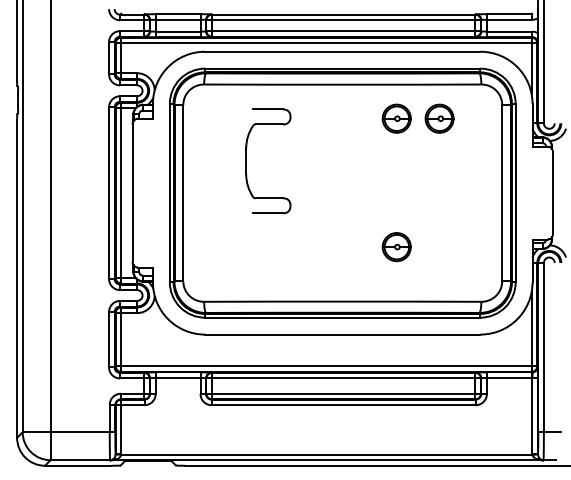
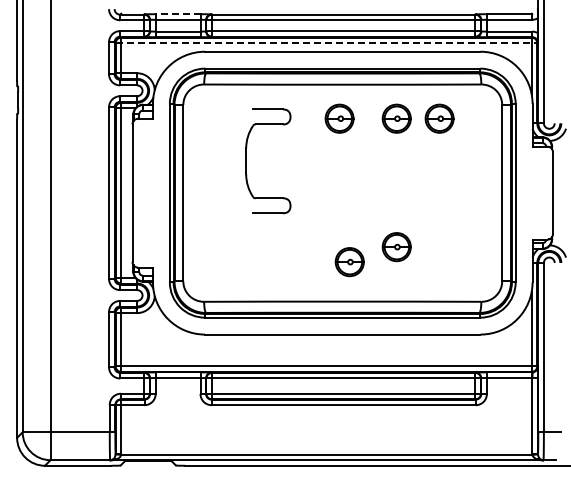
line: solid -> dashed (177, 14)
line: solid -> dashed (326, 43)
part: none -> present (339, 118)
part: none -> present (349, 262)
